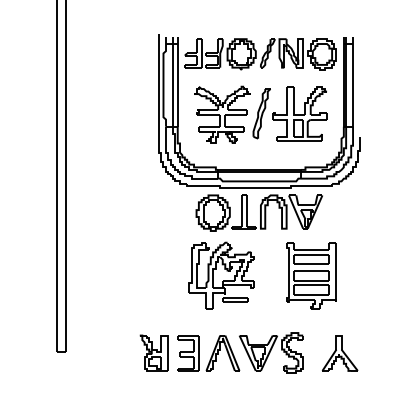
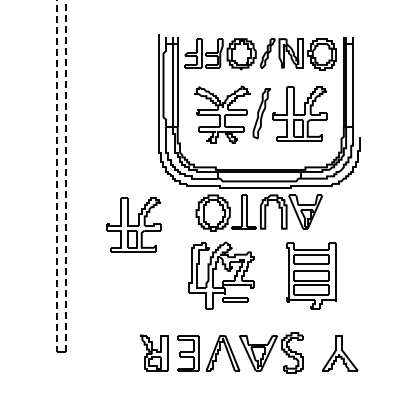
line: solid -> dashed (56, 175)
line: solid -> dashed (66, 175)
part: none -> present (133, 224)
